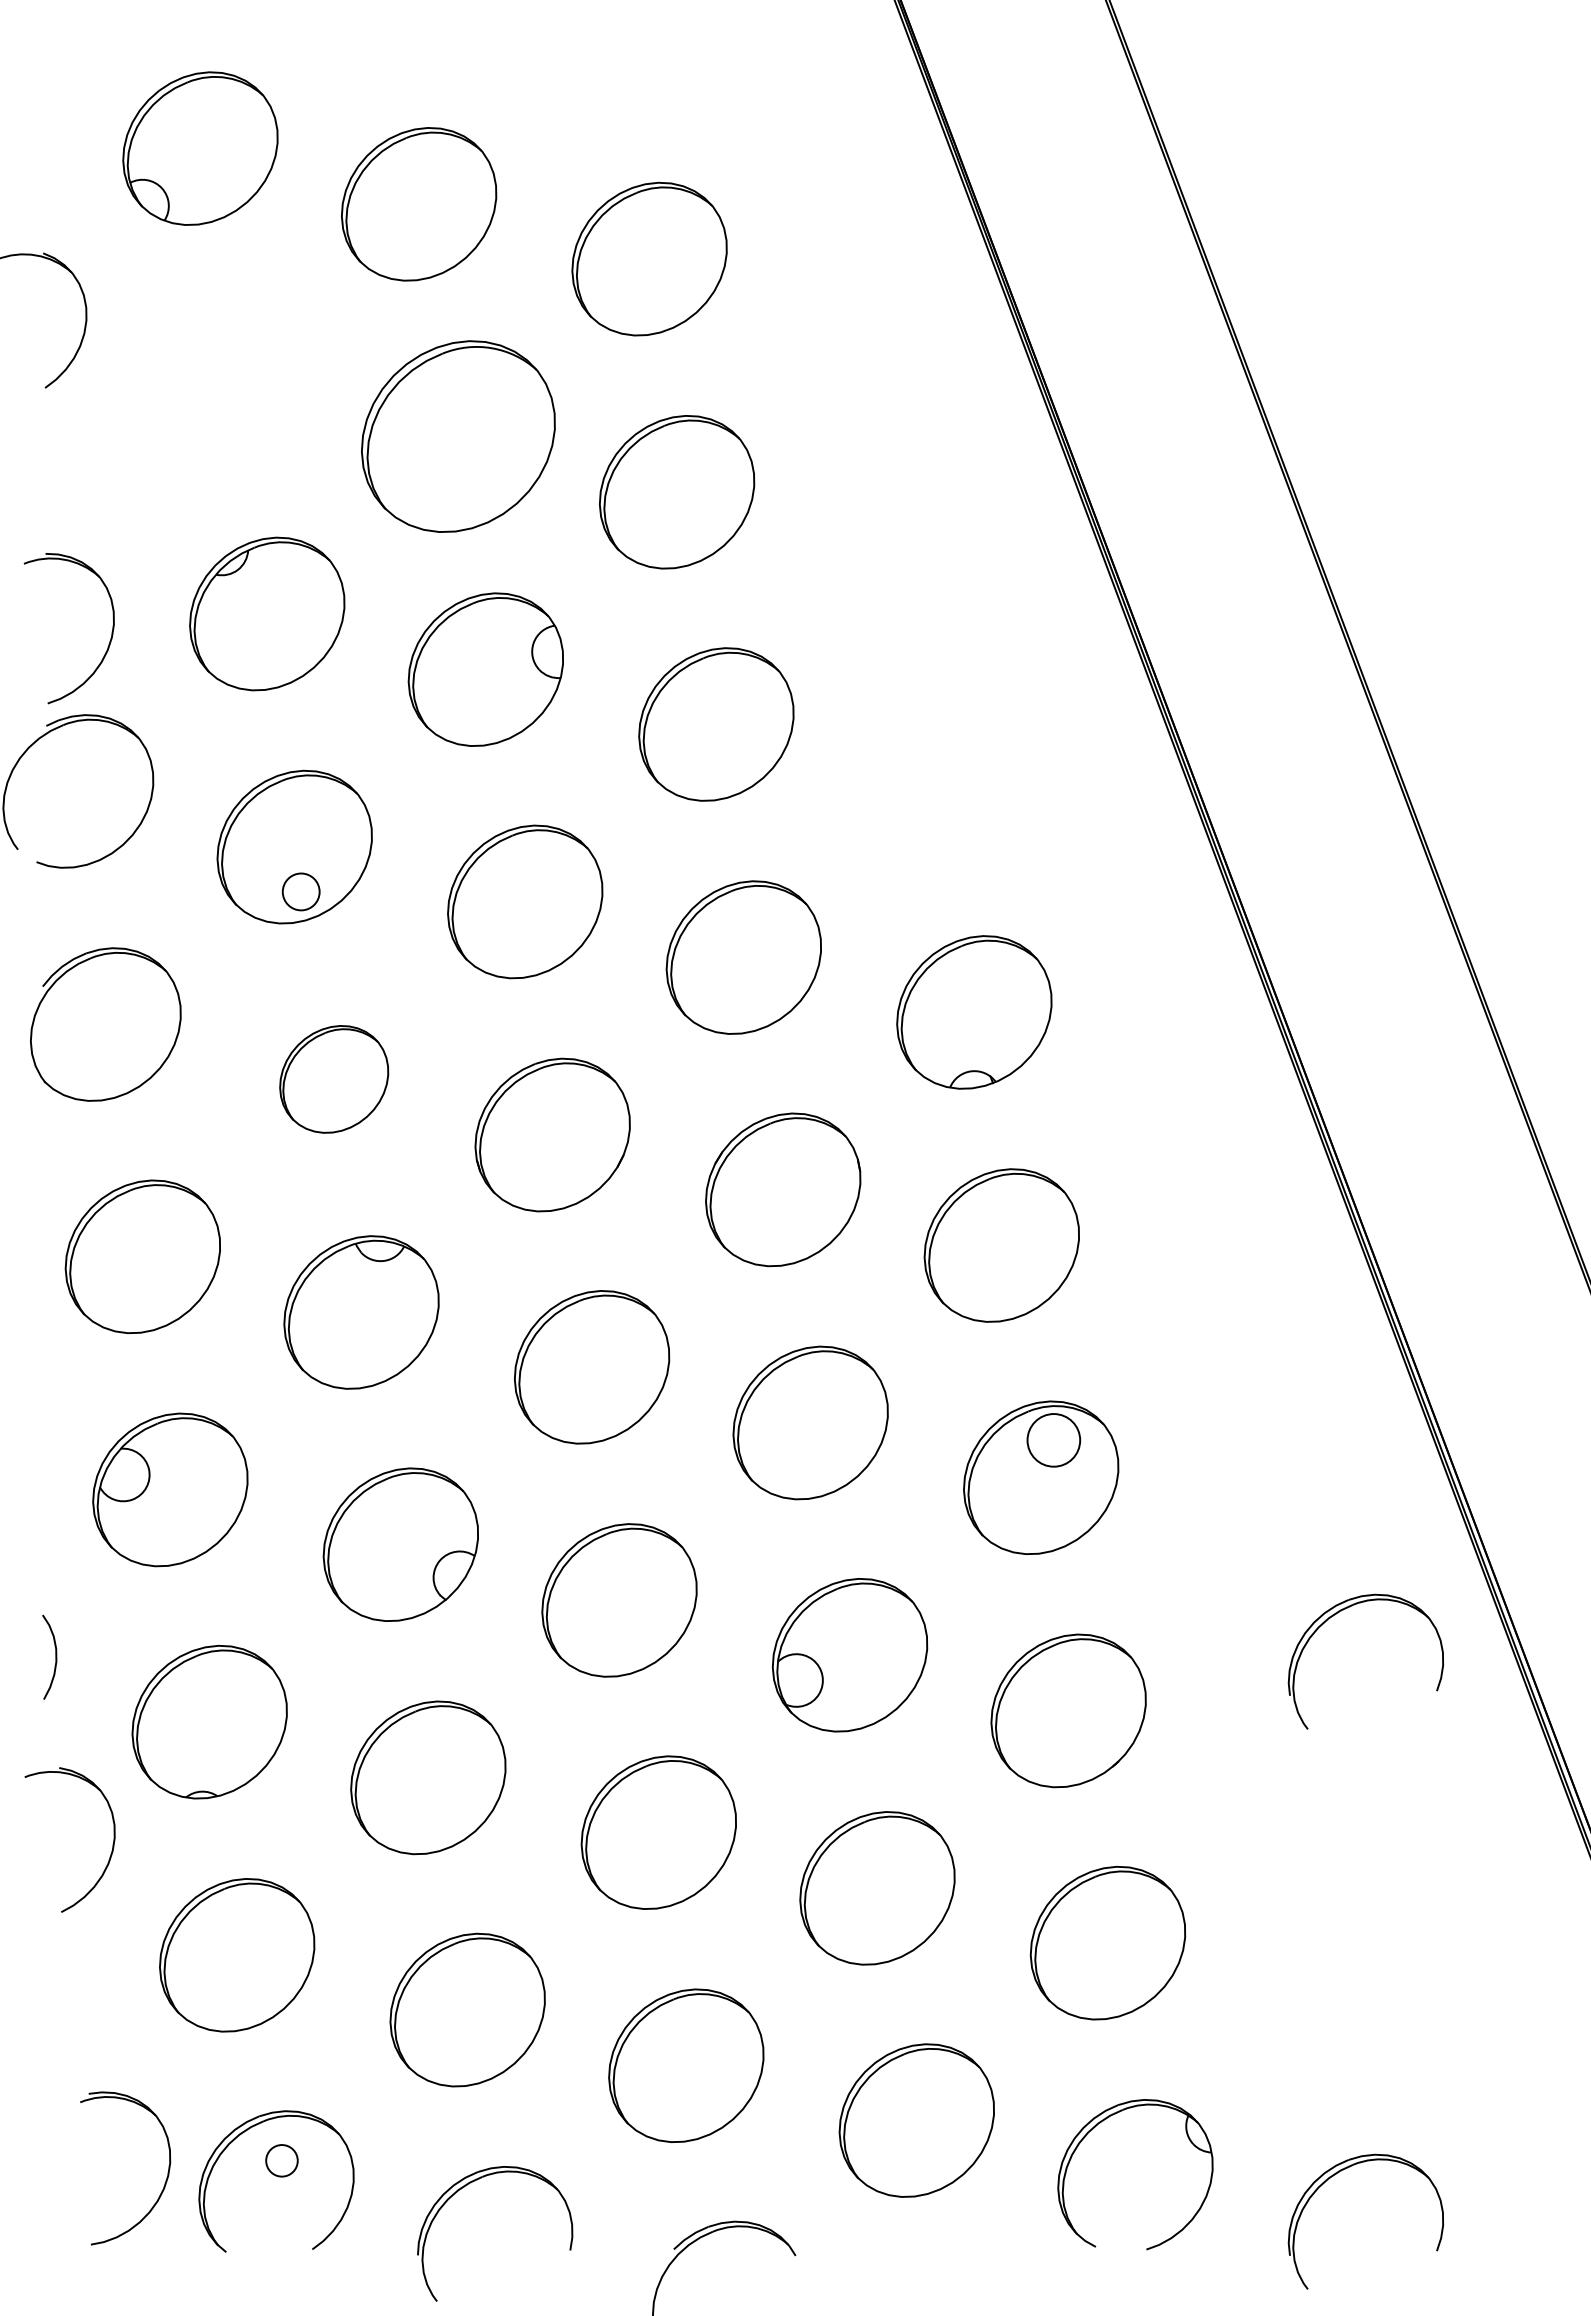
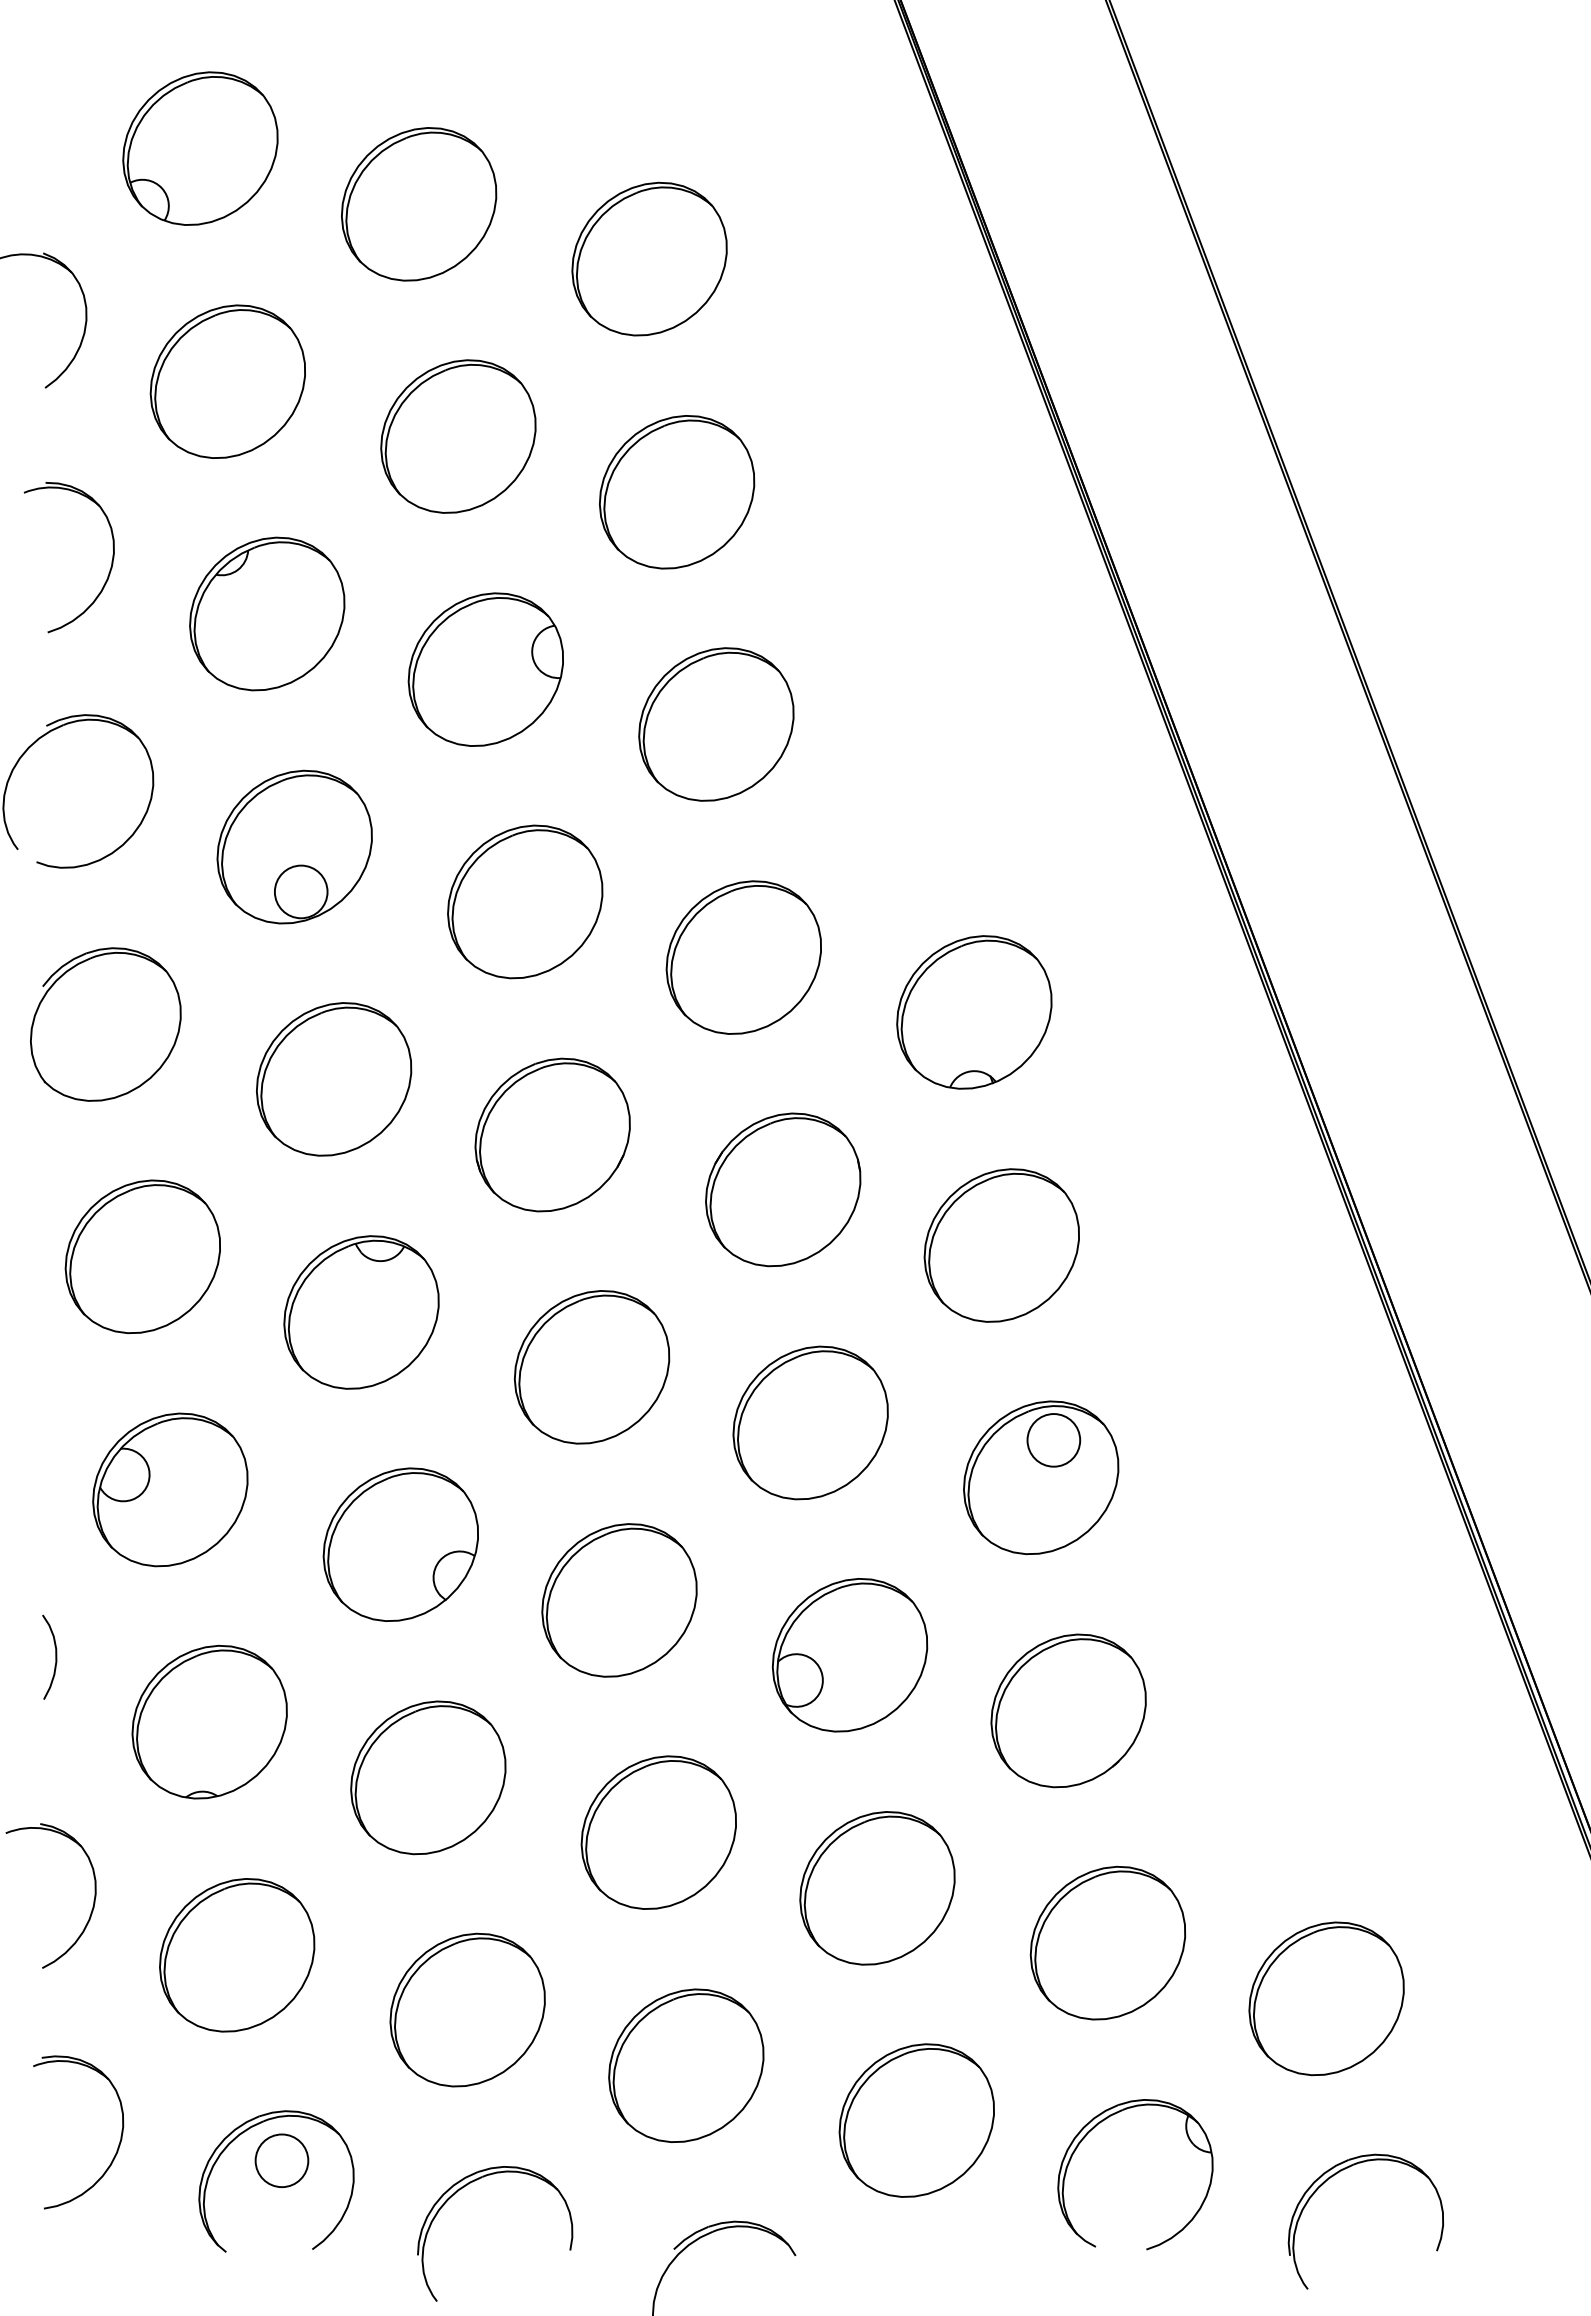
part: none -> present (227, 381)
part size: 195x193 px -> 157x155 px (458, 436)
part position: (109, 641) -> (109, 570) (109, 570)
circle diameter: 37 px -> 53 px (300, 891)
part size: 111x109 px -> 157x155 px (334, 1079)
part: present -> none (1335, 1615)
part position: (112, 1844) -> (93, 1900) (93, 1900)
part: none -> present (1326, 1998)
circle diameter: 32 px -> 53 px (281, 2160)
part position: (165, 2180) -> (118, 2144) (118, 2144)
